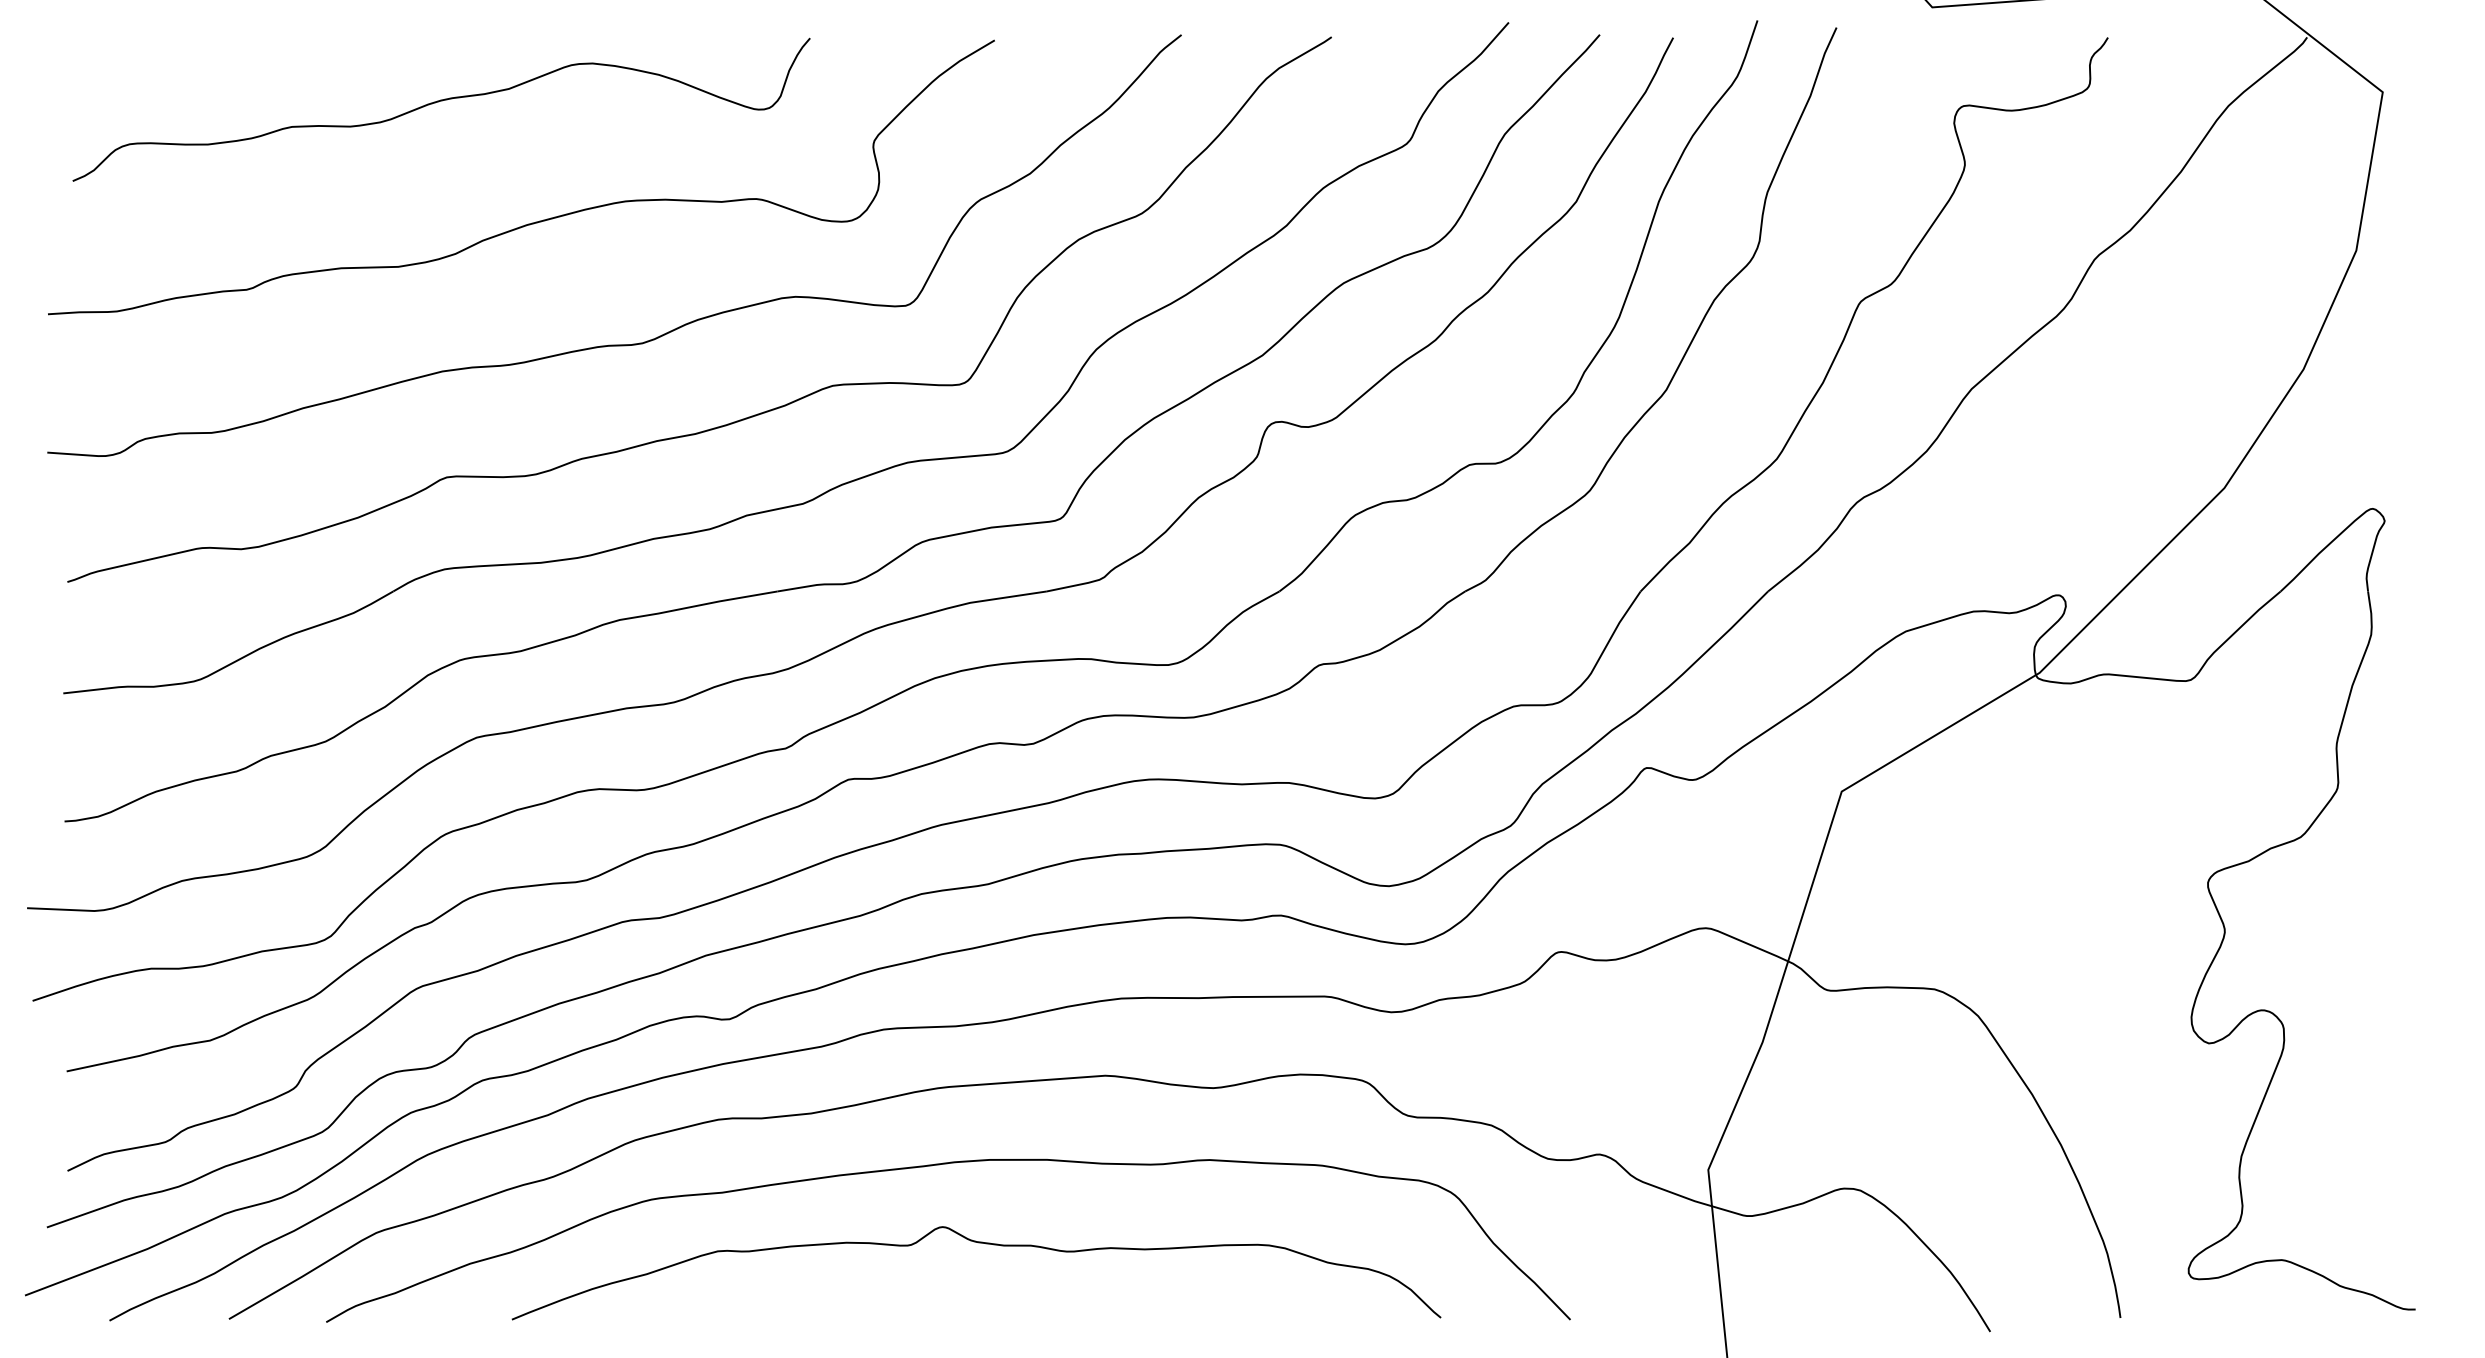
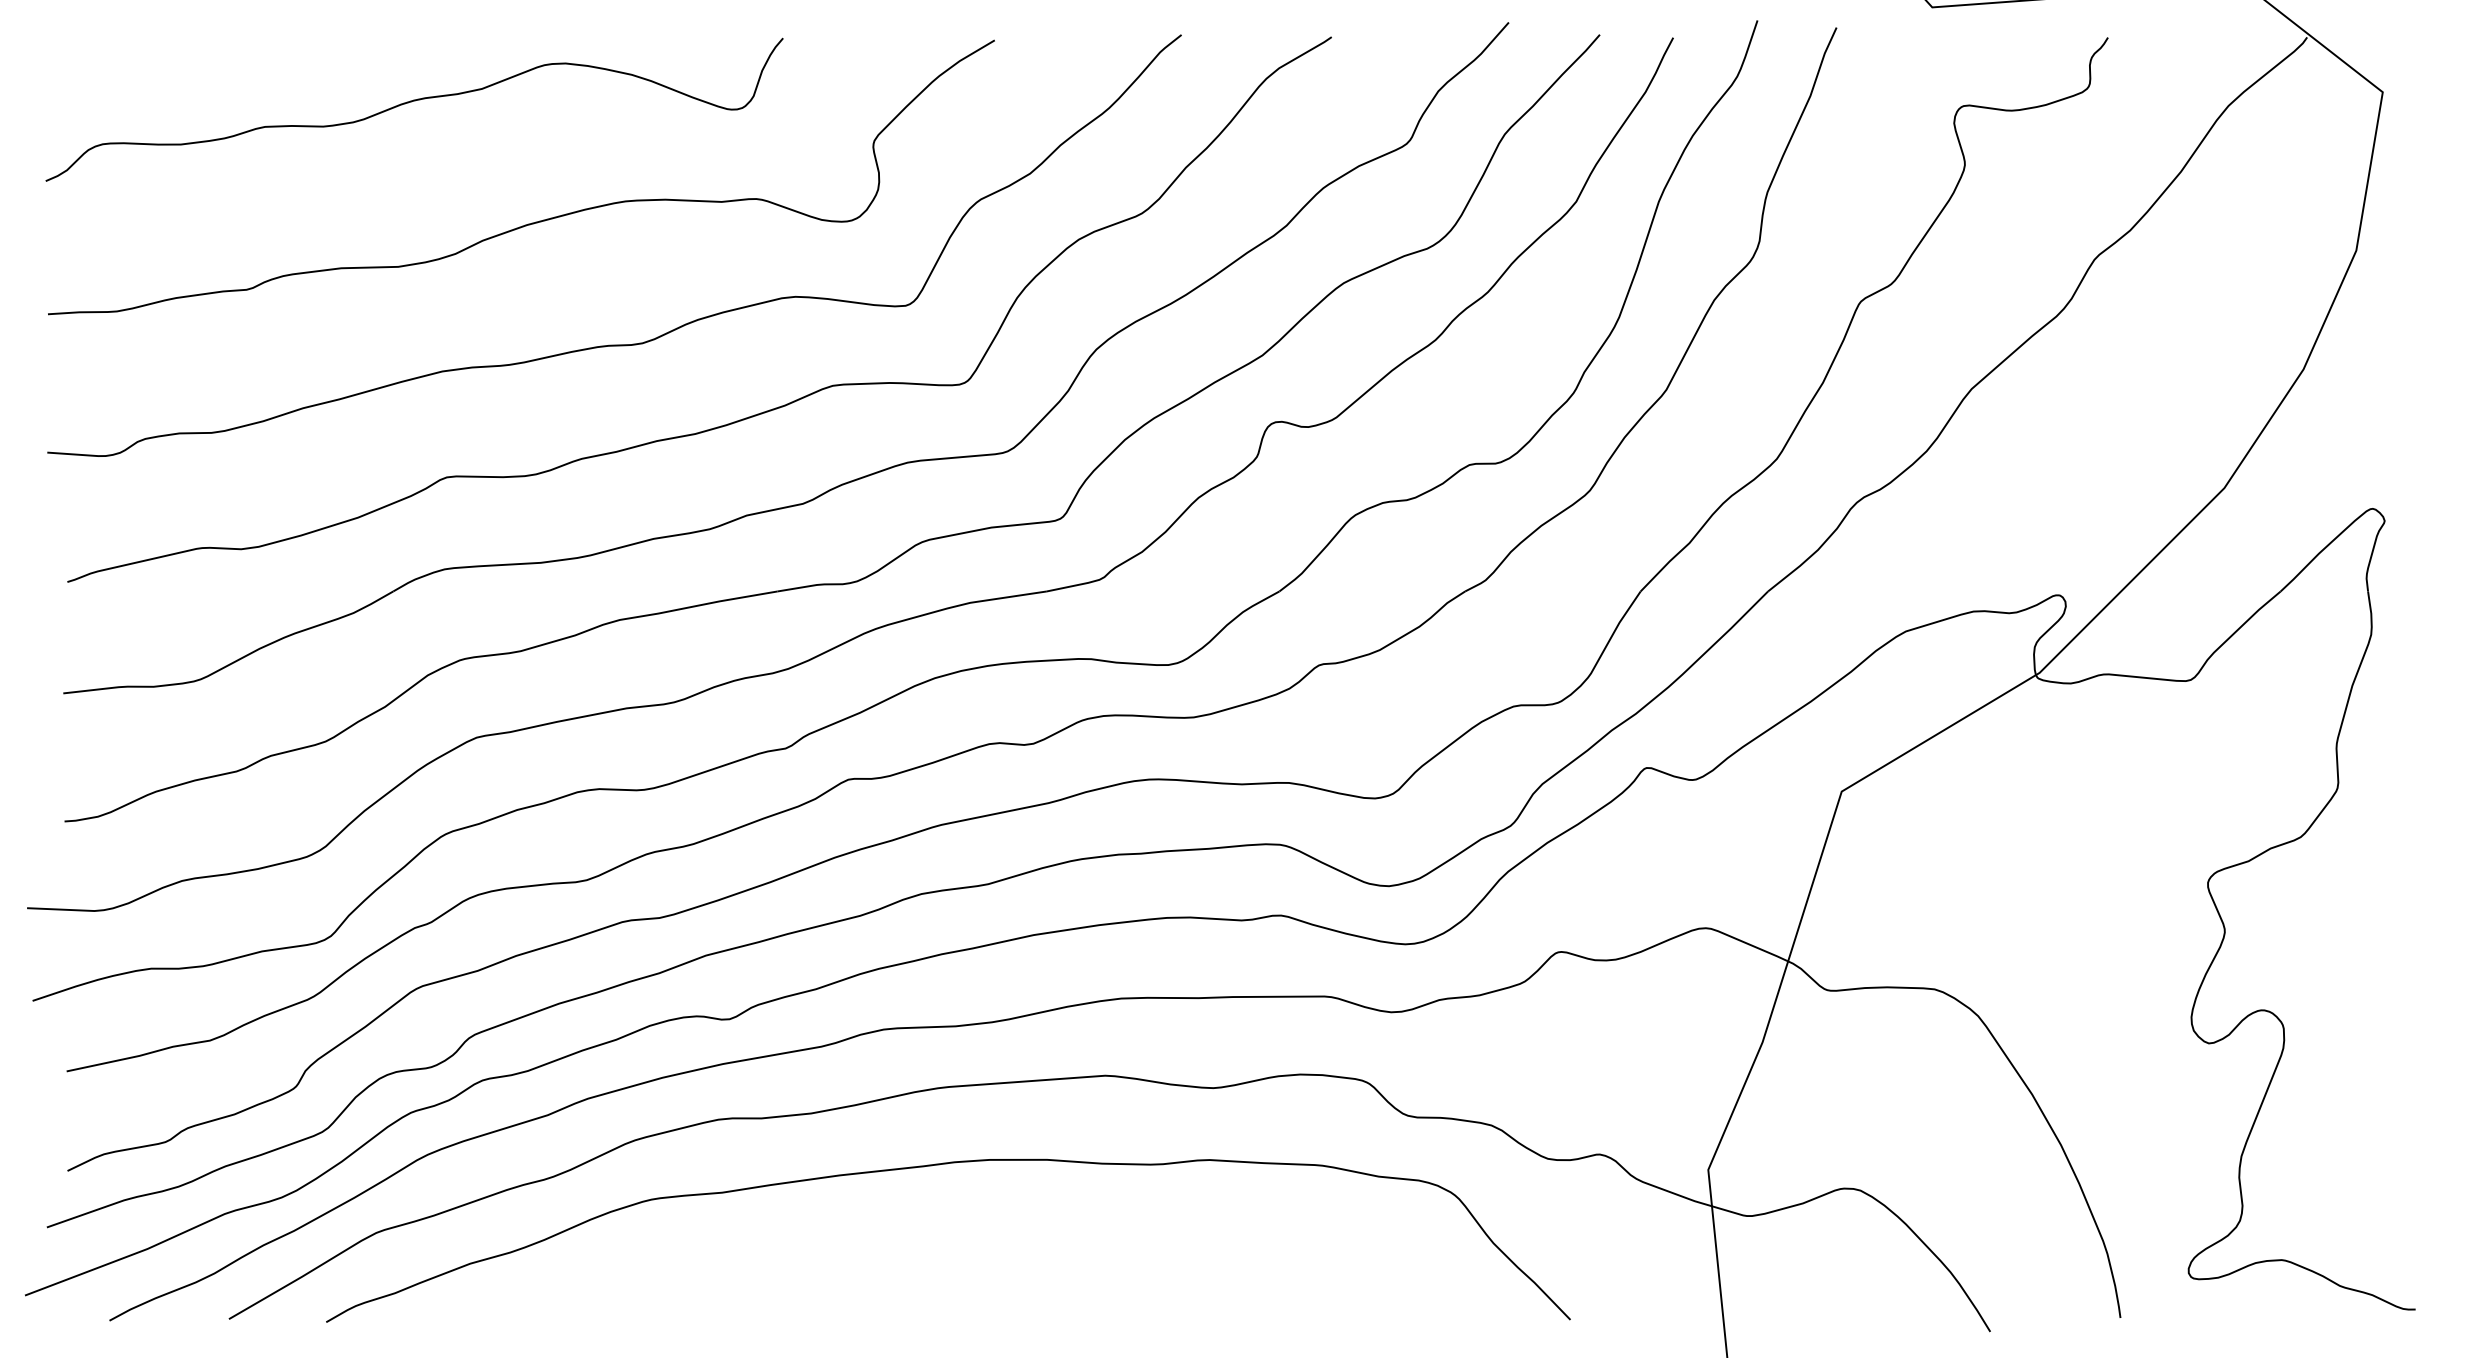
curve position: (438, 102) -> (411, 102) (411, 102)
curve: present -> none (978, 1243)
